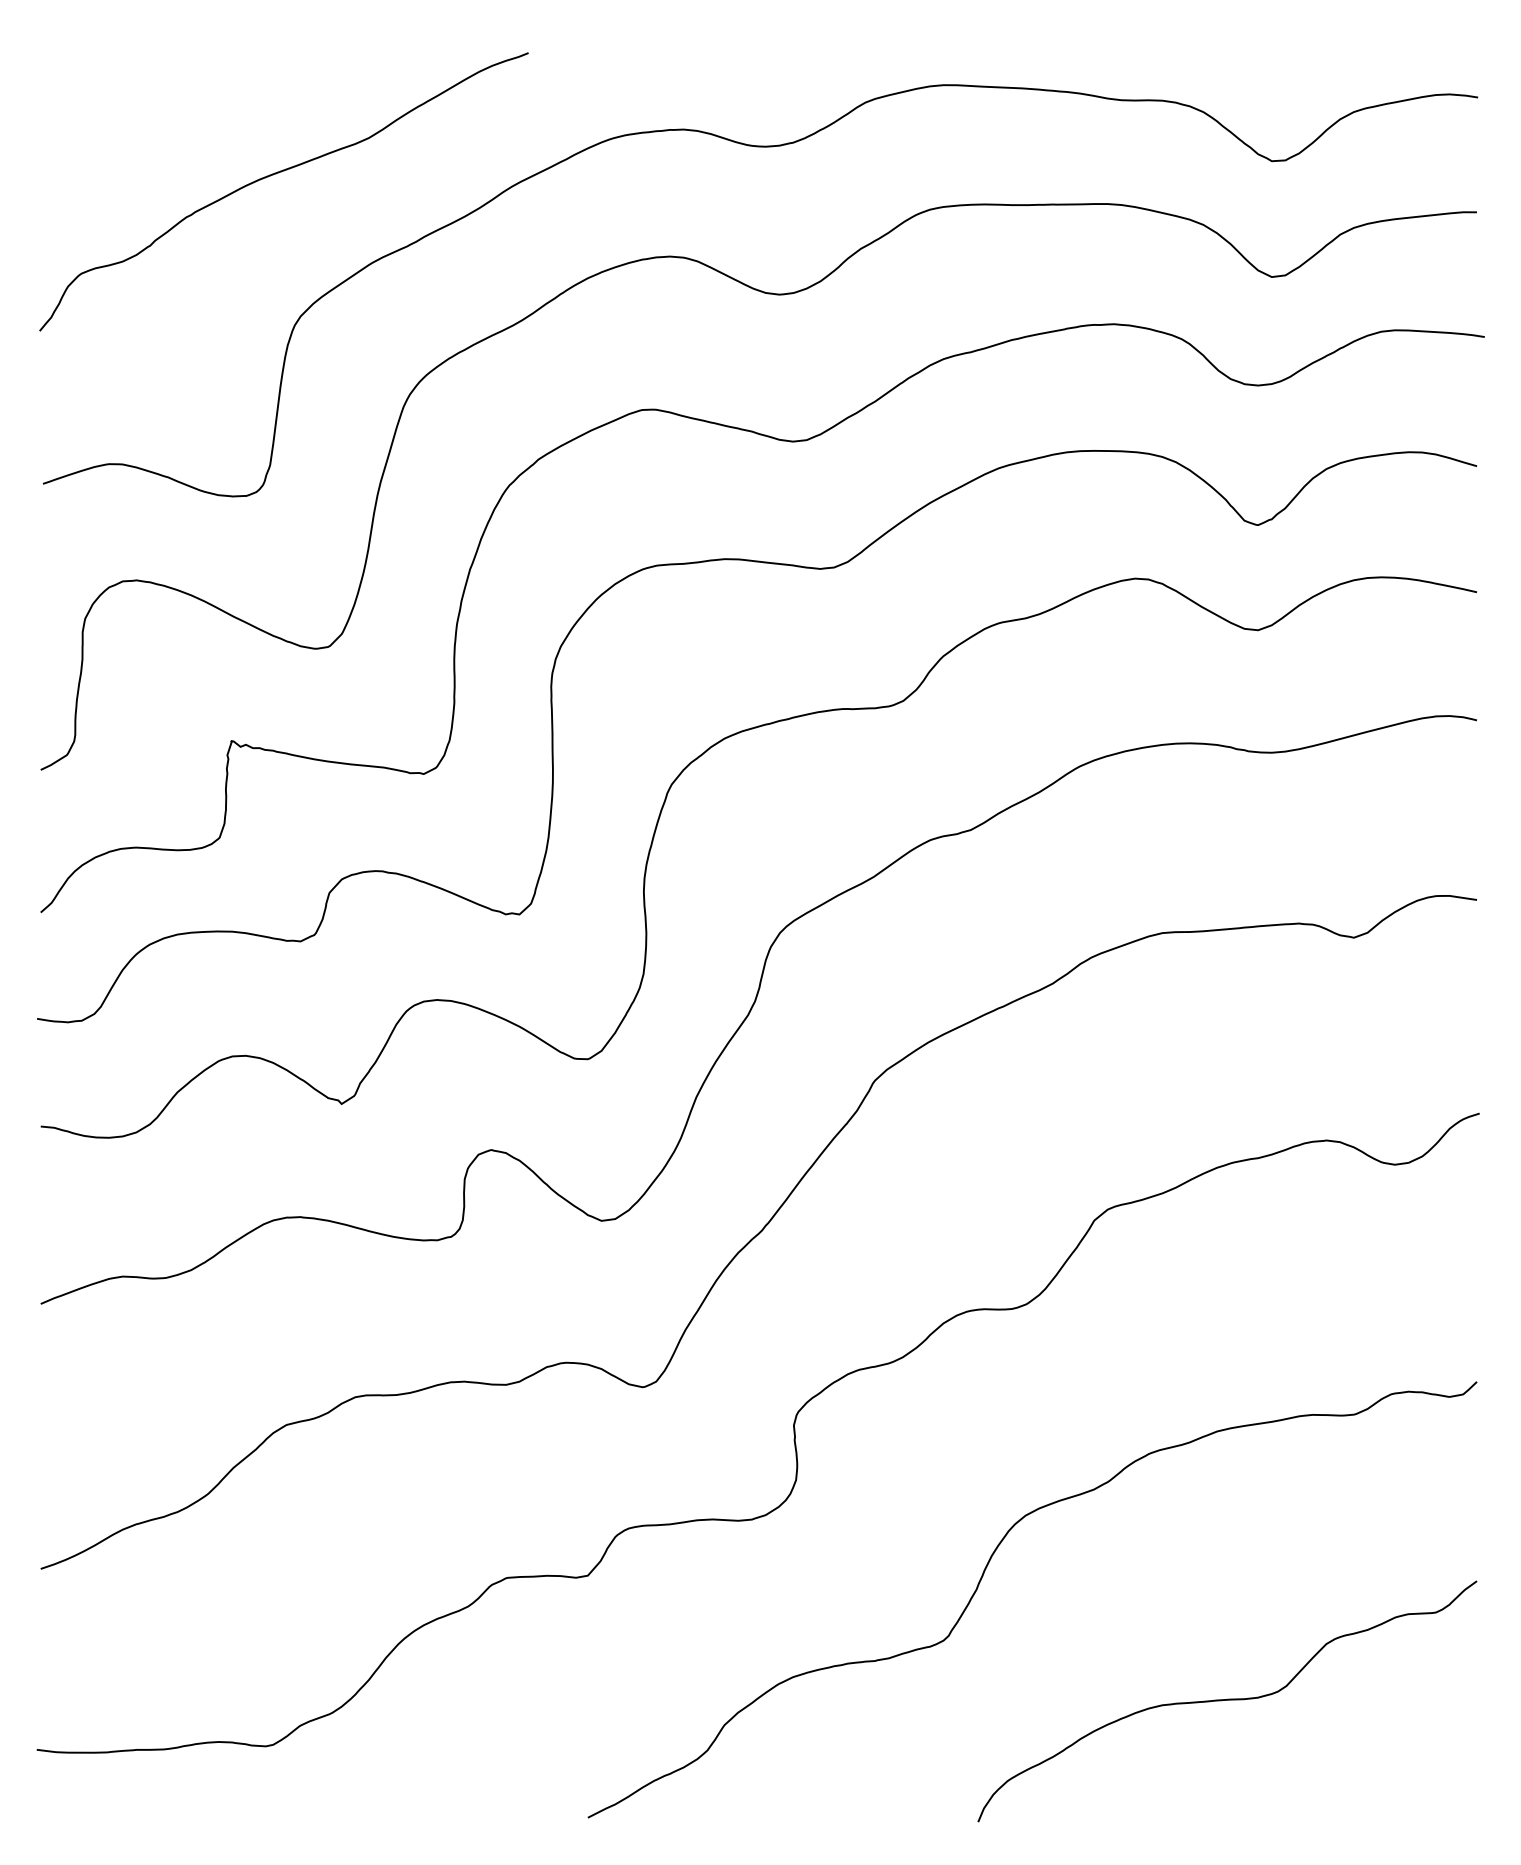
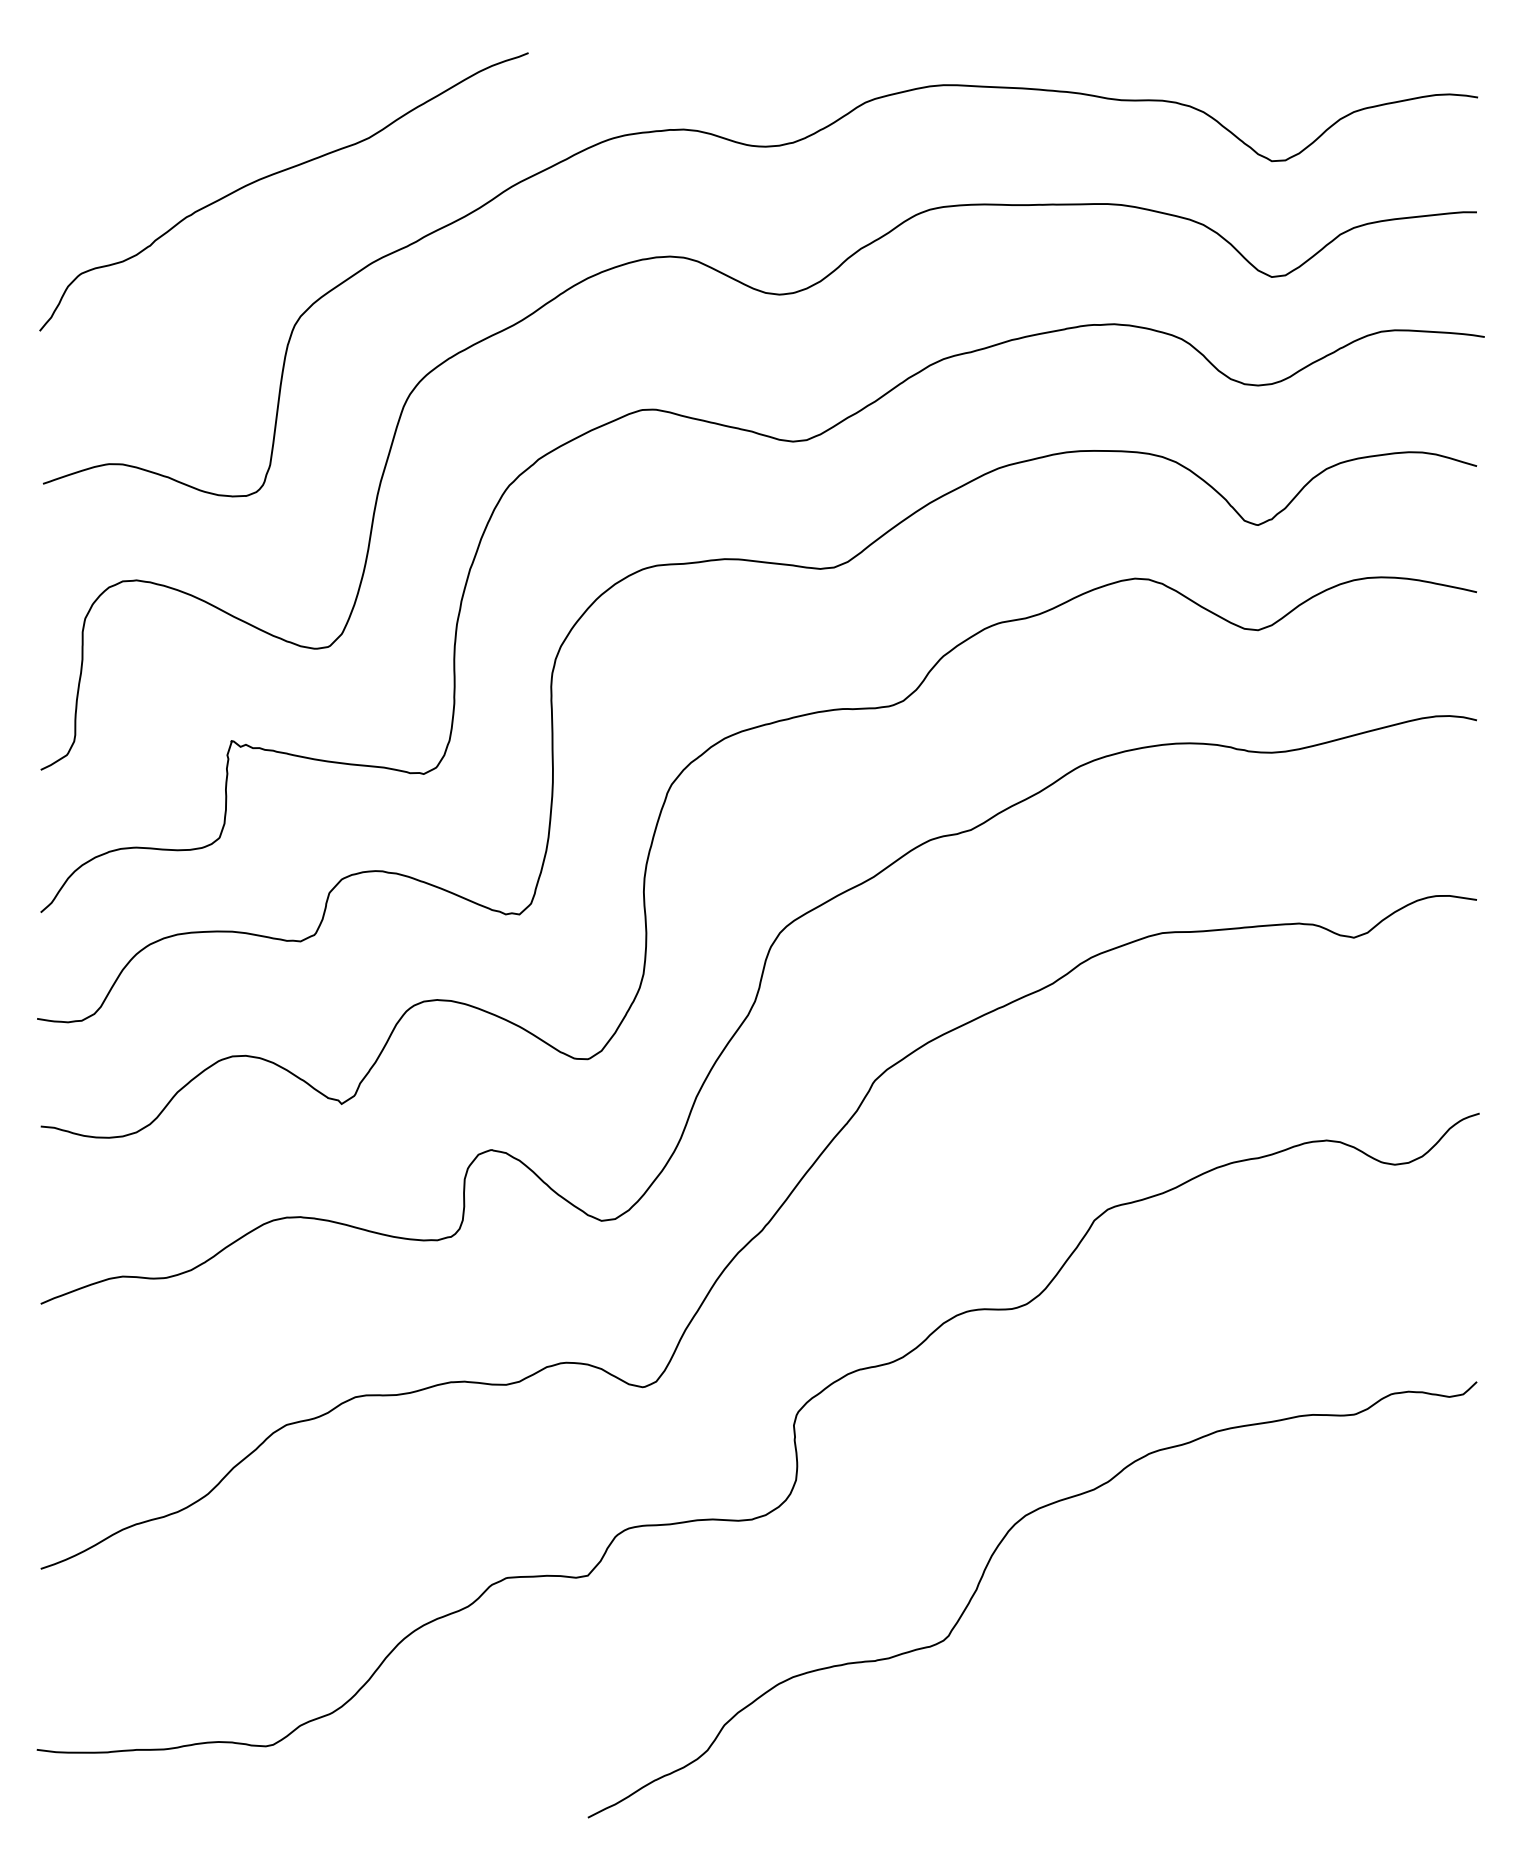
curve: present -> none (1227, 1700)
